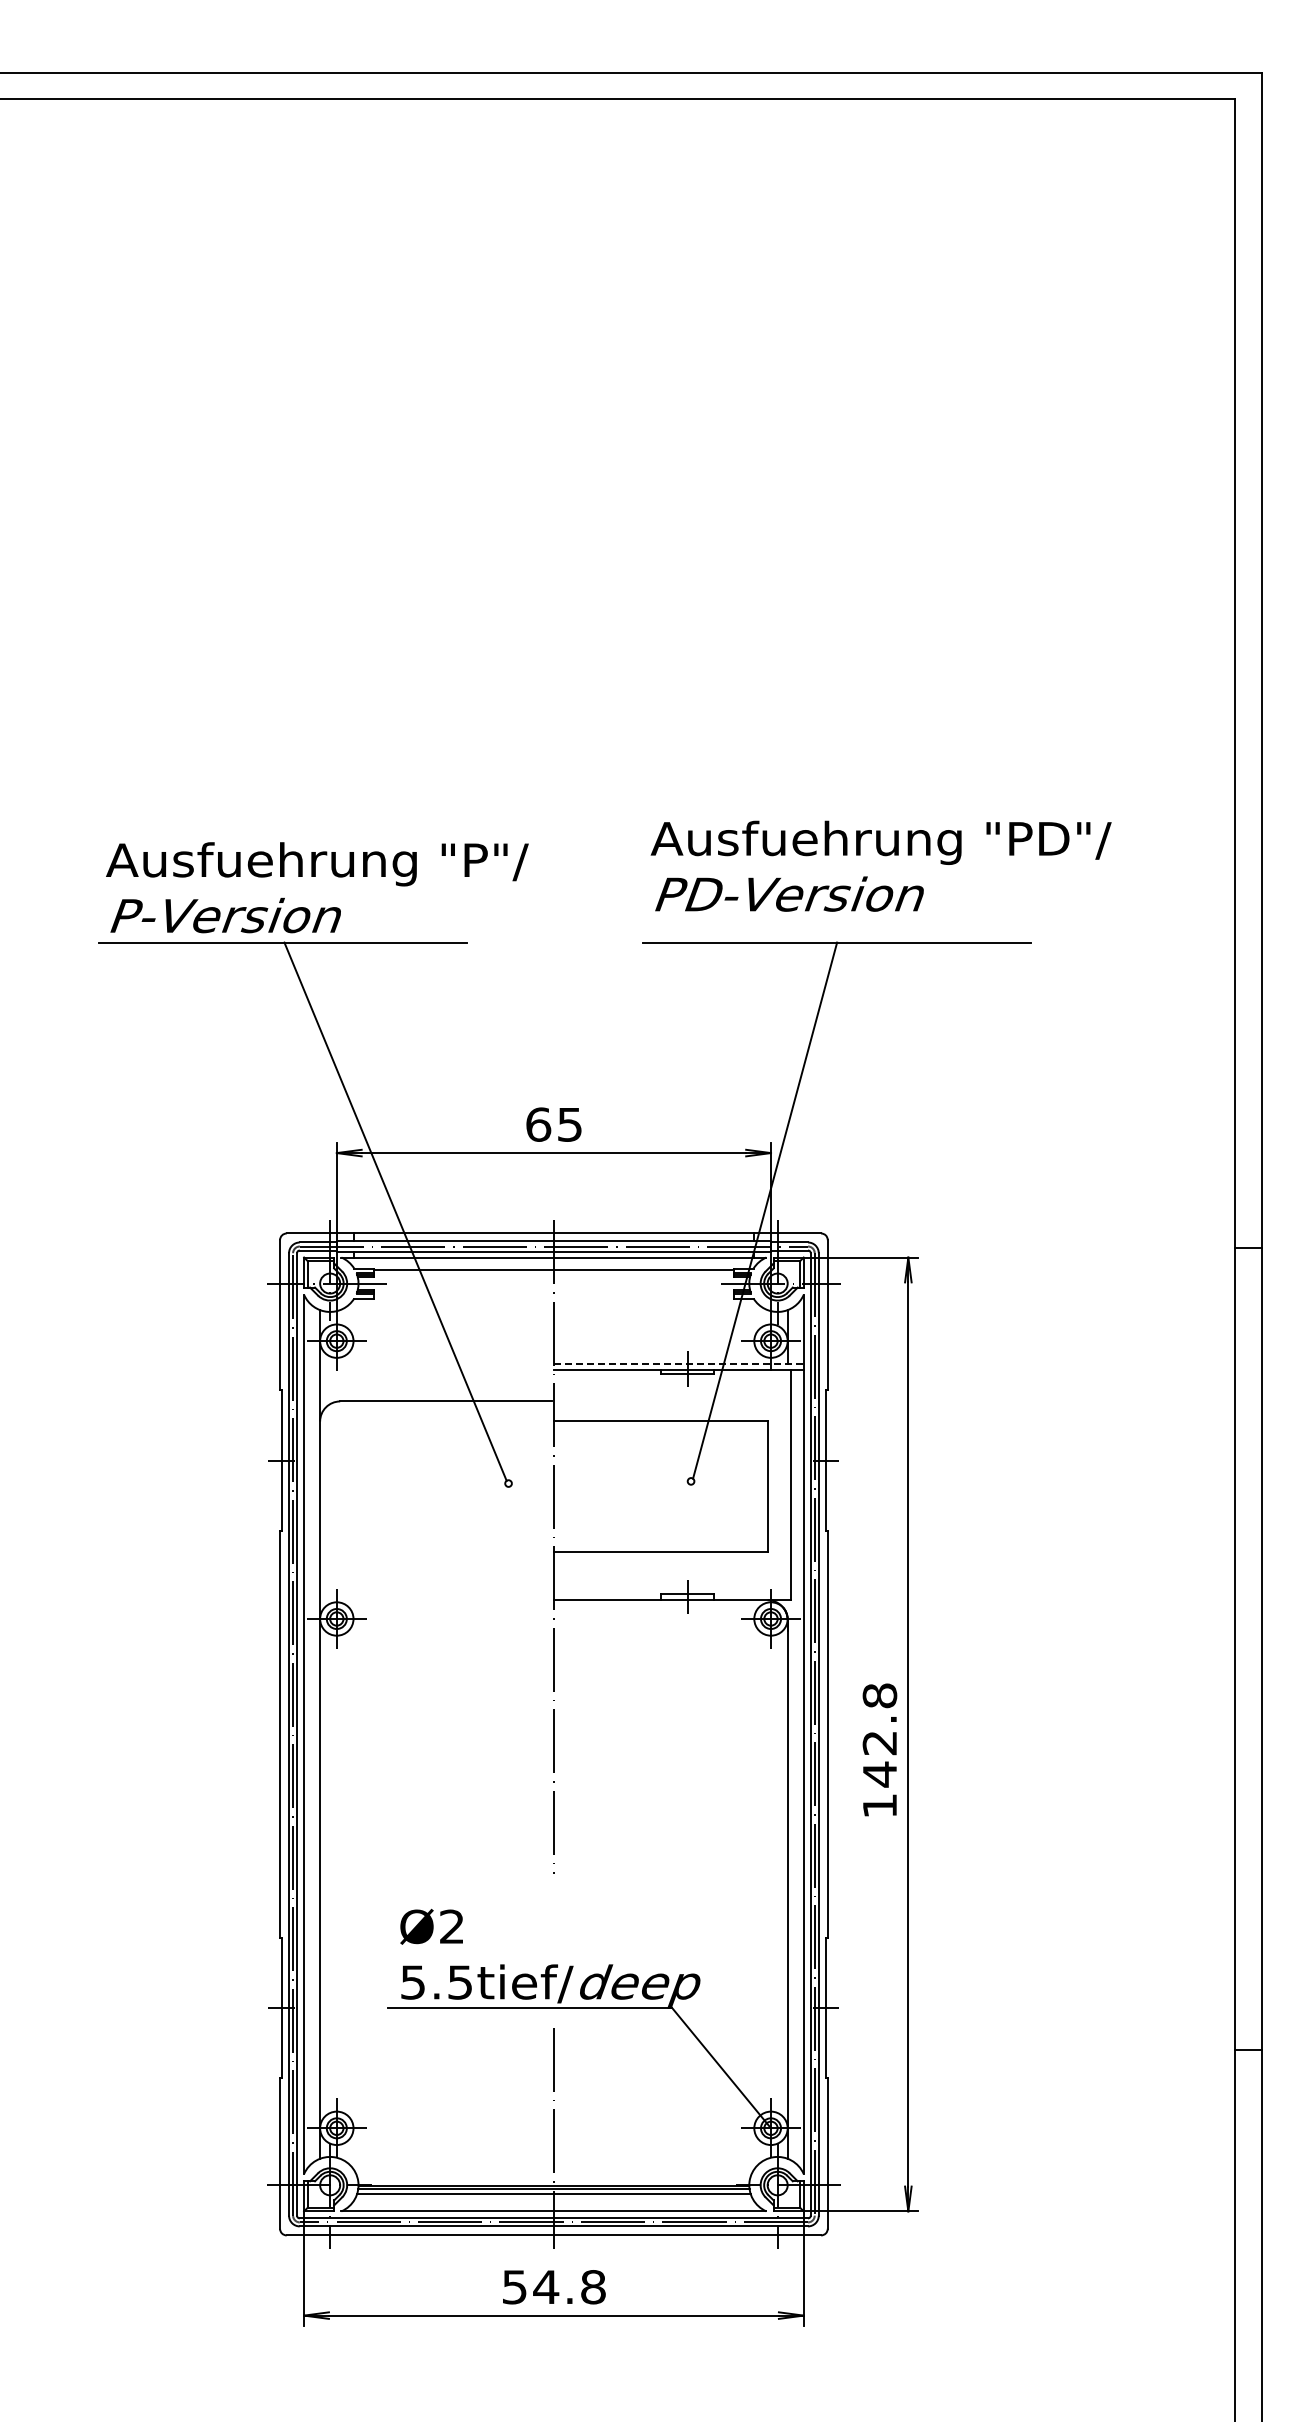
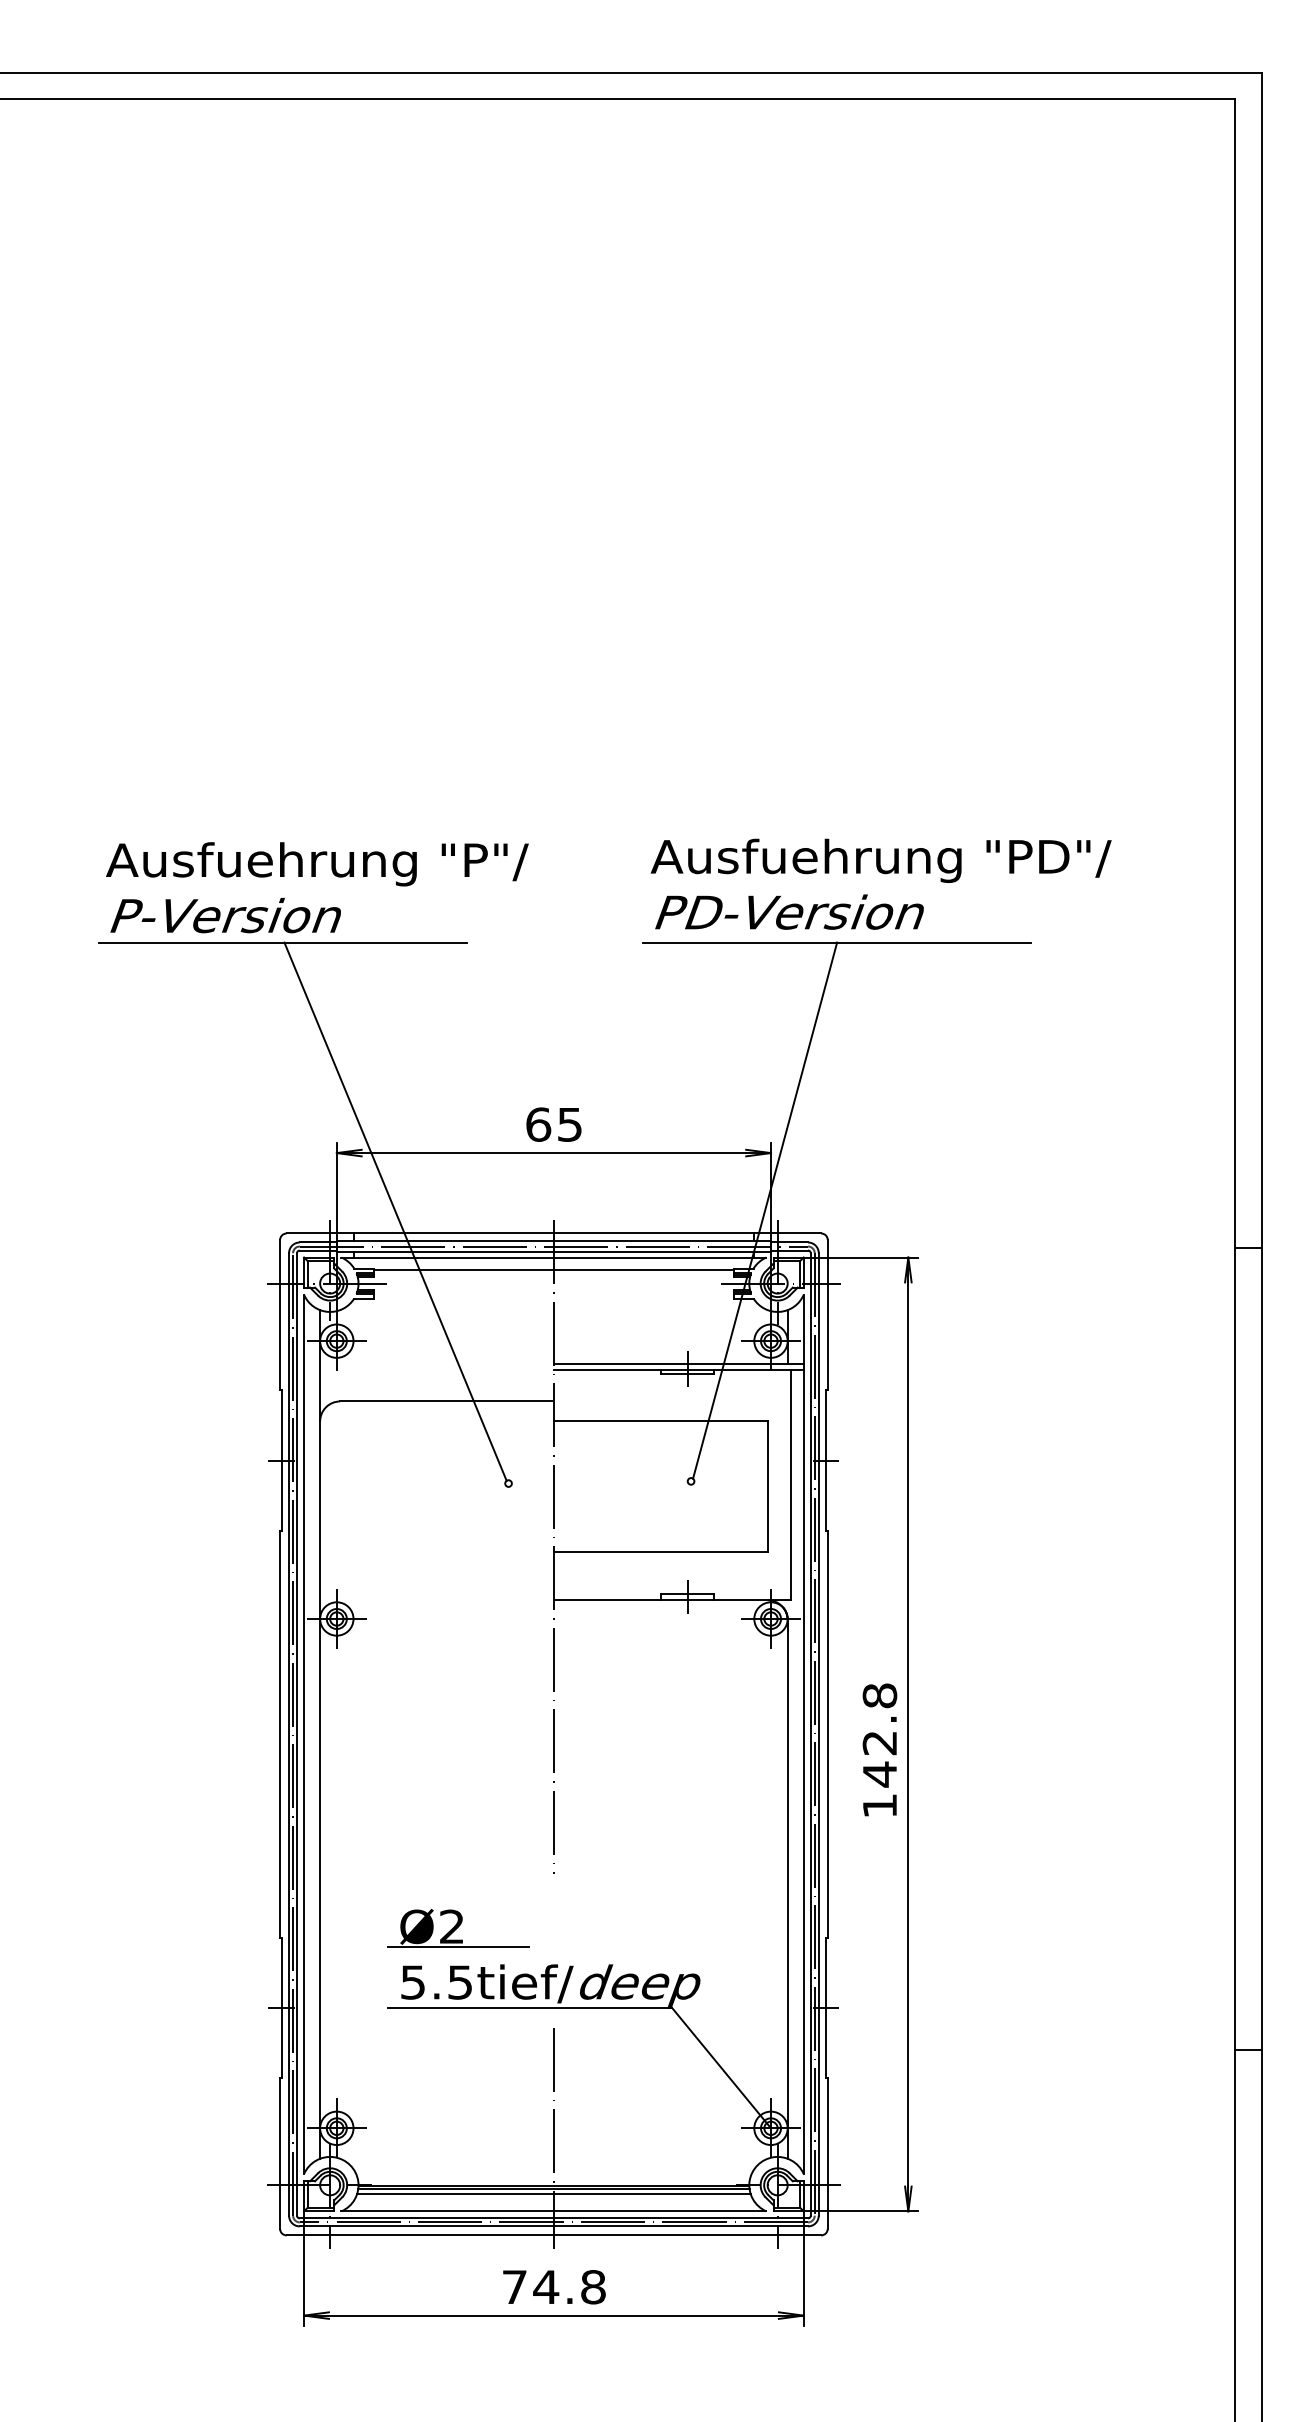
text position: (880, 865) -> (880, 883) (880, 883)
line: dashed -> solid (678, 1363)
line: none -> present (458, 1946)
text: 54.8 -> 74.8 (514, 2287)
